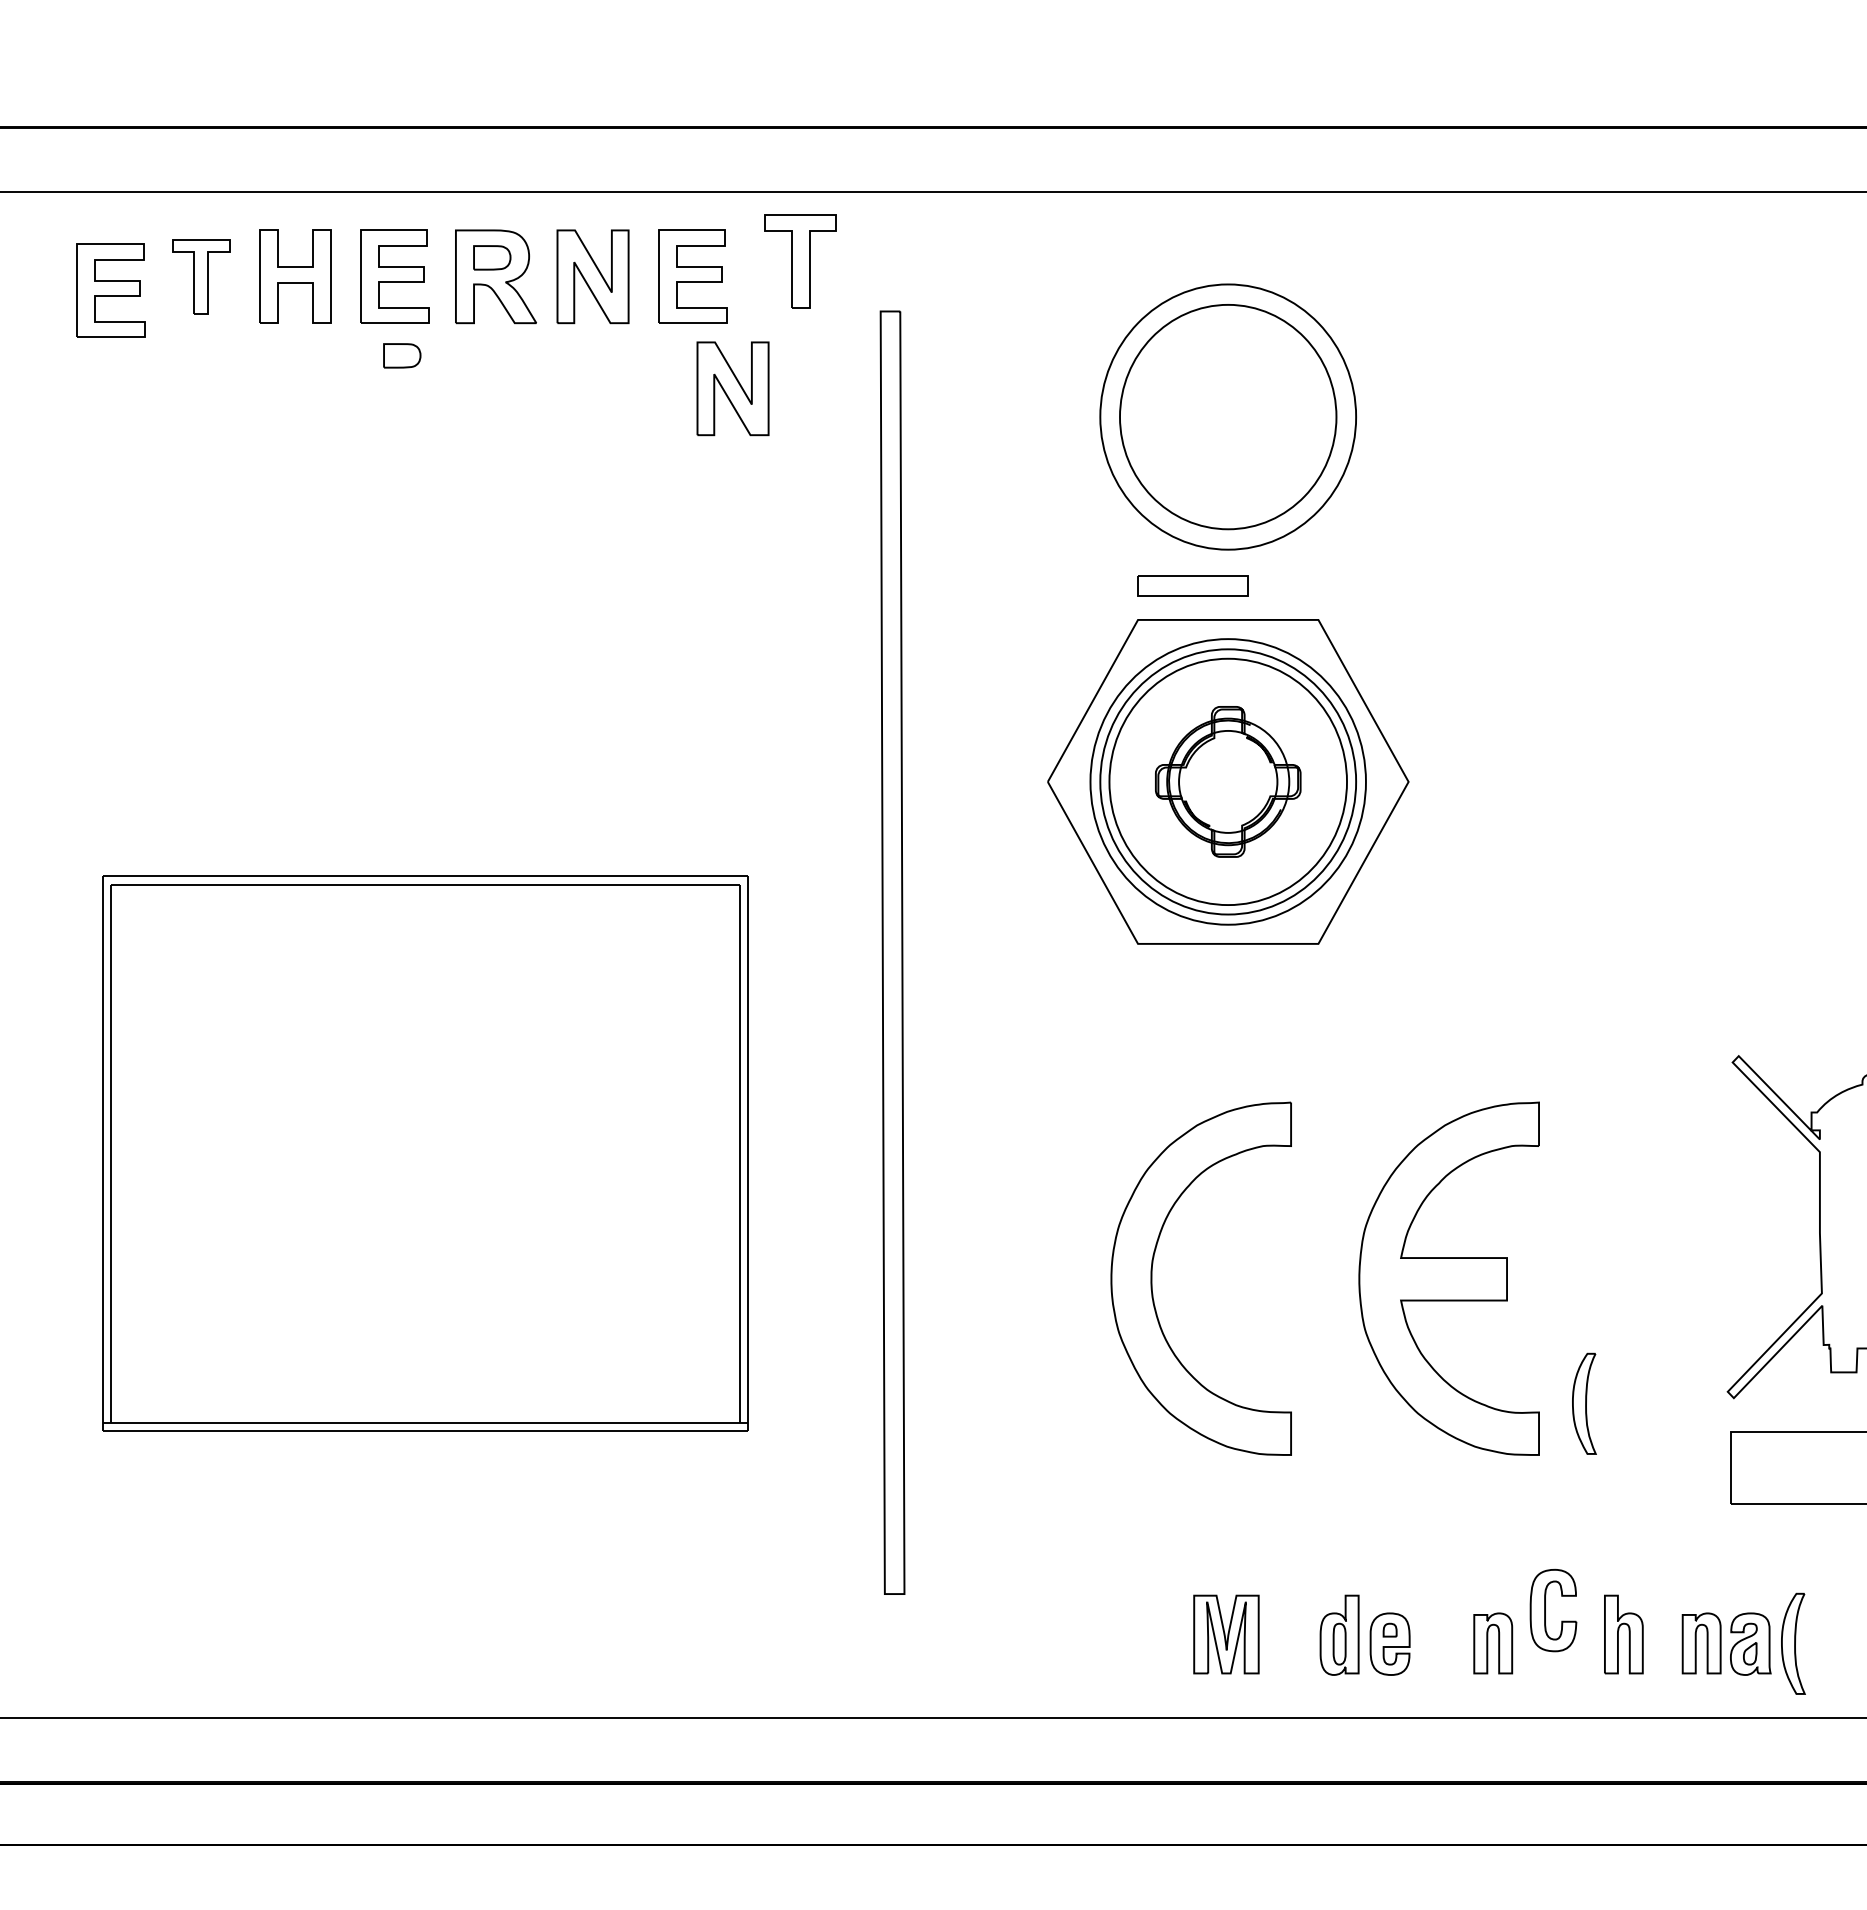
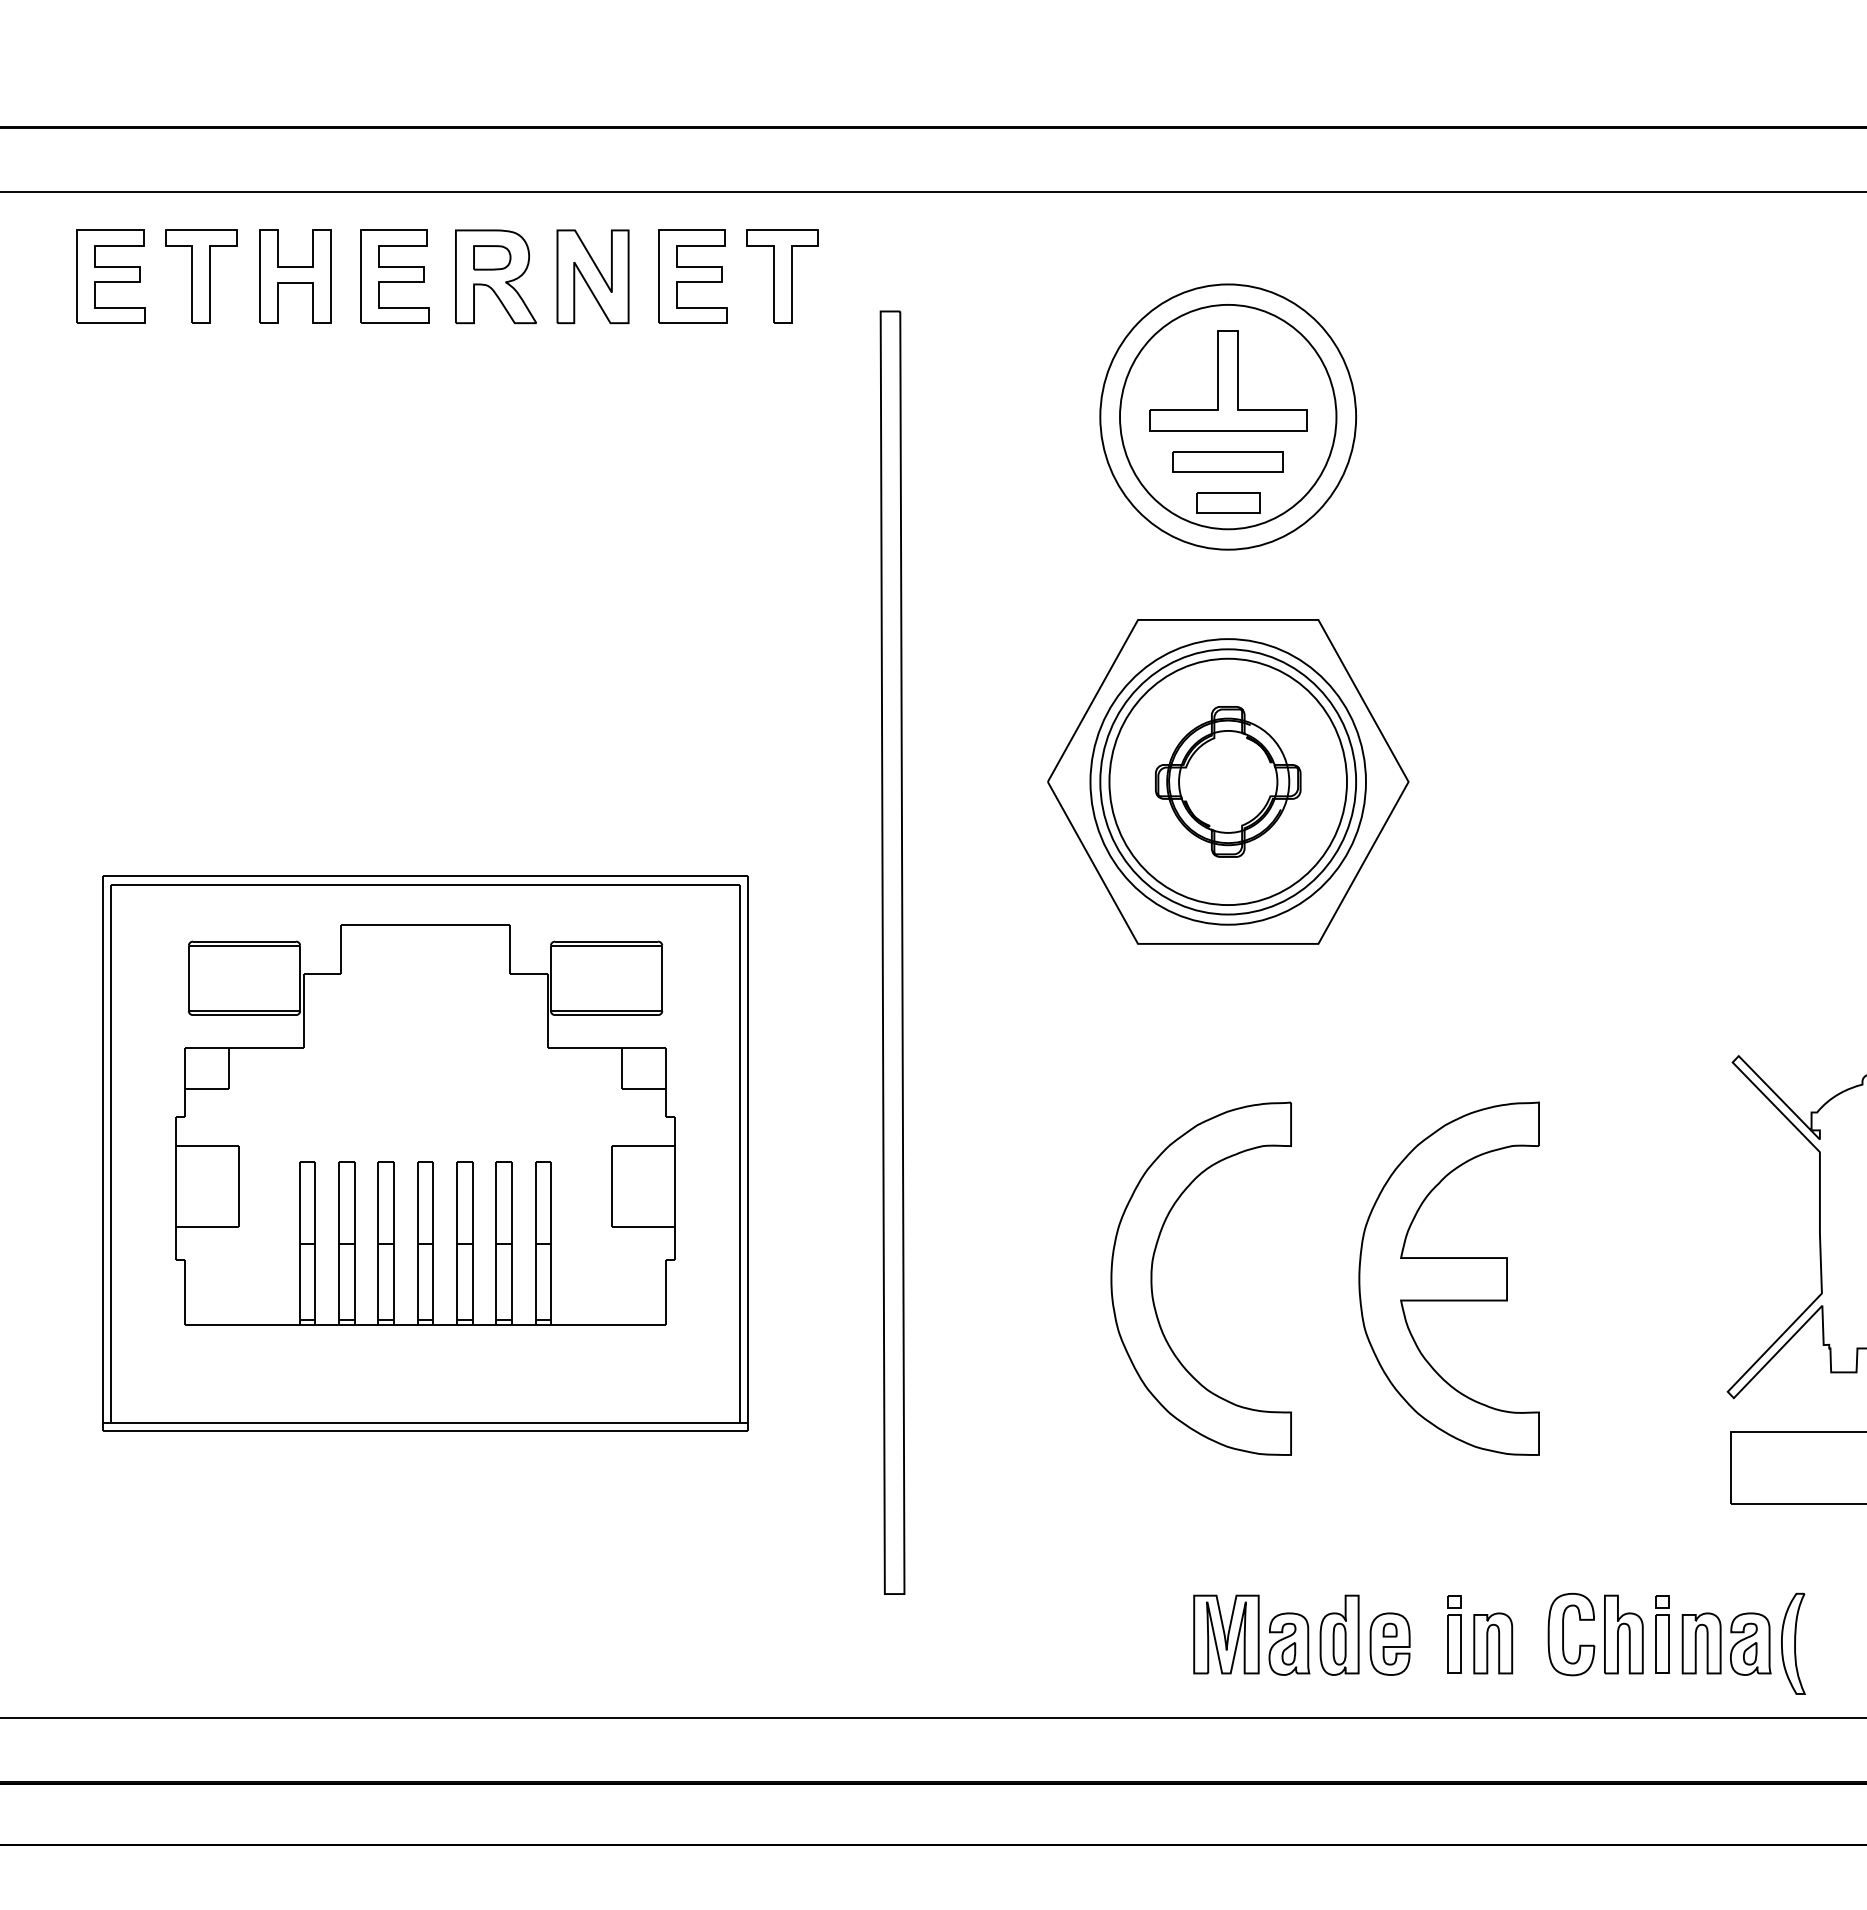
part position: (800, 261) -> (782, 276) (782, 276)
part size: 59x76 px -> 73x95 px (201, 276)
part position: (110, 290) -> (110, 276) (110, 276)
part: present -> none (402, 355)
part: none -> present (1228, 380)
part: present -> none (732, 388)
part: none -> present (1228, 502)
part position: (1192, 585) -> (1227, 461) (1227, 461)
part: none -> present (425, 1124)
part: present -> none (1584, 1403)
part position: (1545, 1610) -> (1563, 1634) (1563, 1634)
part: none -> present (1454, 1634)
part: none -> present (1662, 1634)
part: none -> present (1289, 1643)
